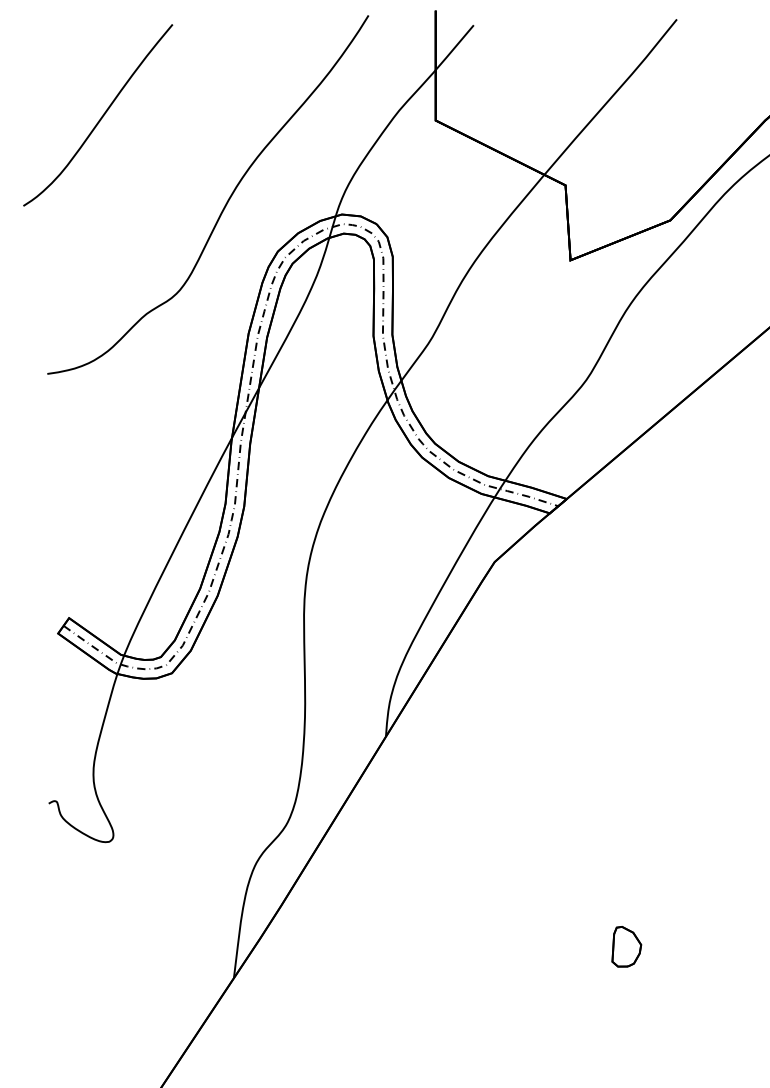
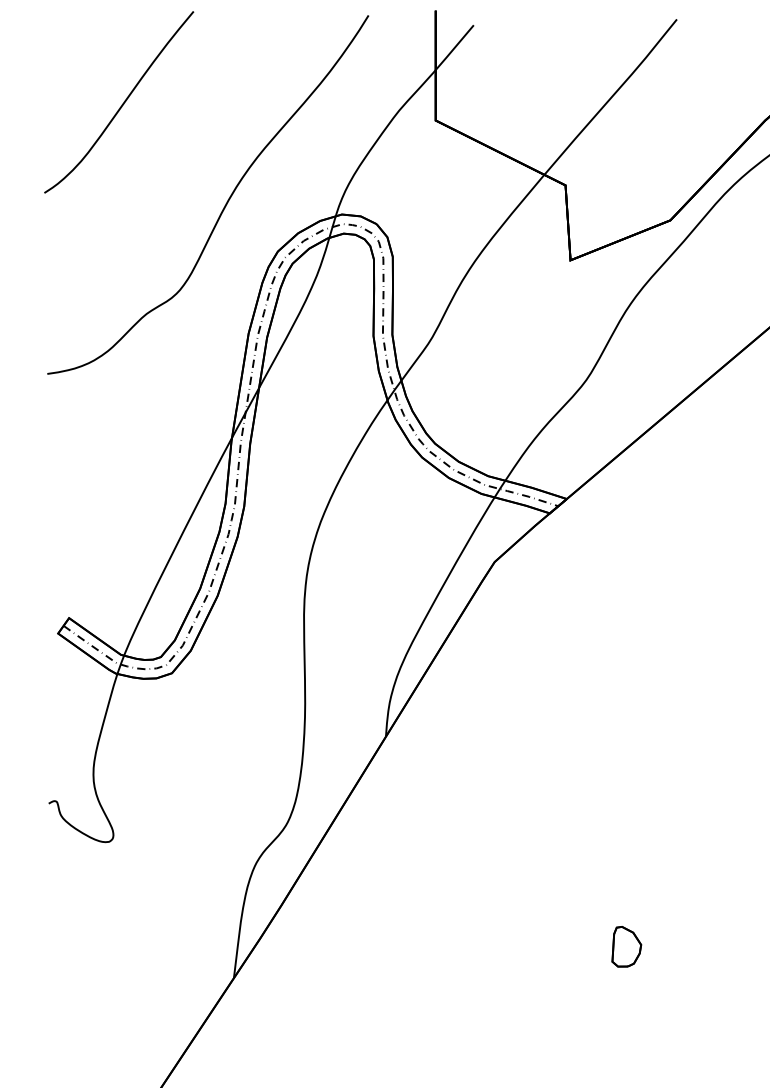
curve position: (100, 117) -> (121, 104) (121, 104)
